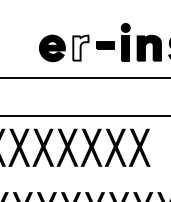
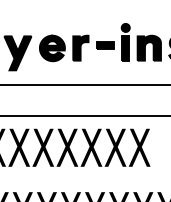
fill: none -> present (80, 47)
part: none -> present (17, 53)
line position: (84, 78) -> (84, 85) (84, 85)
